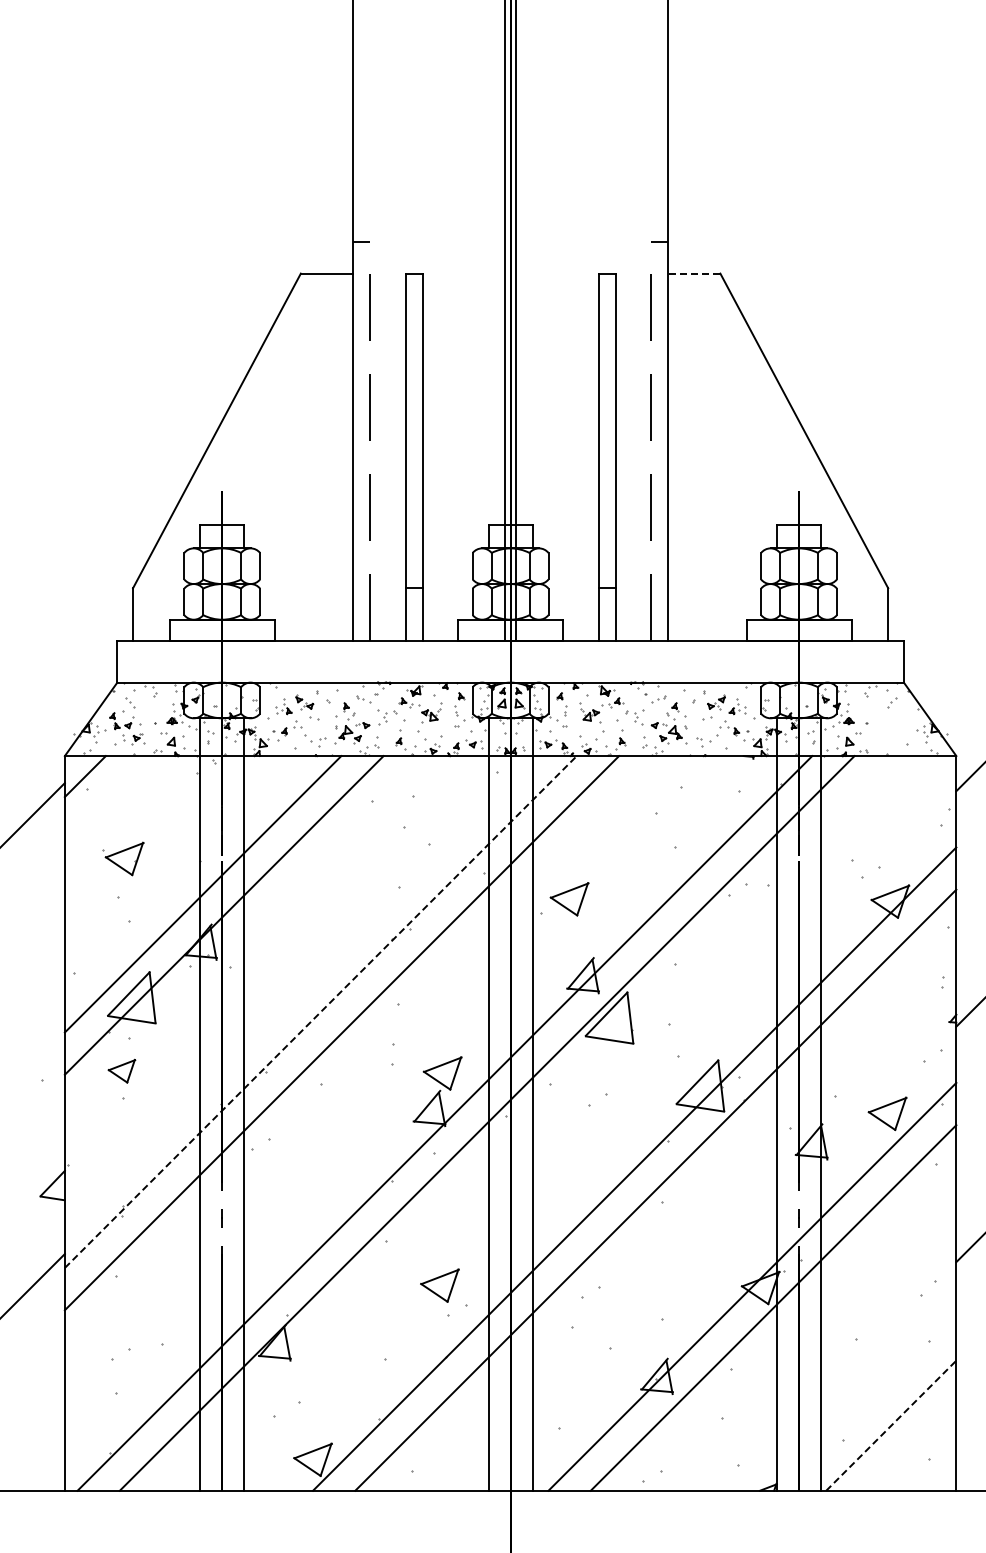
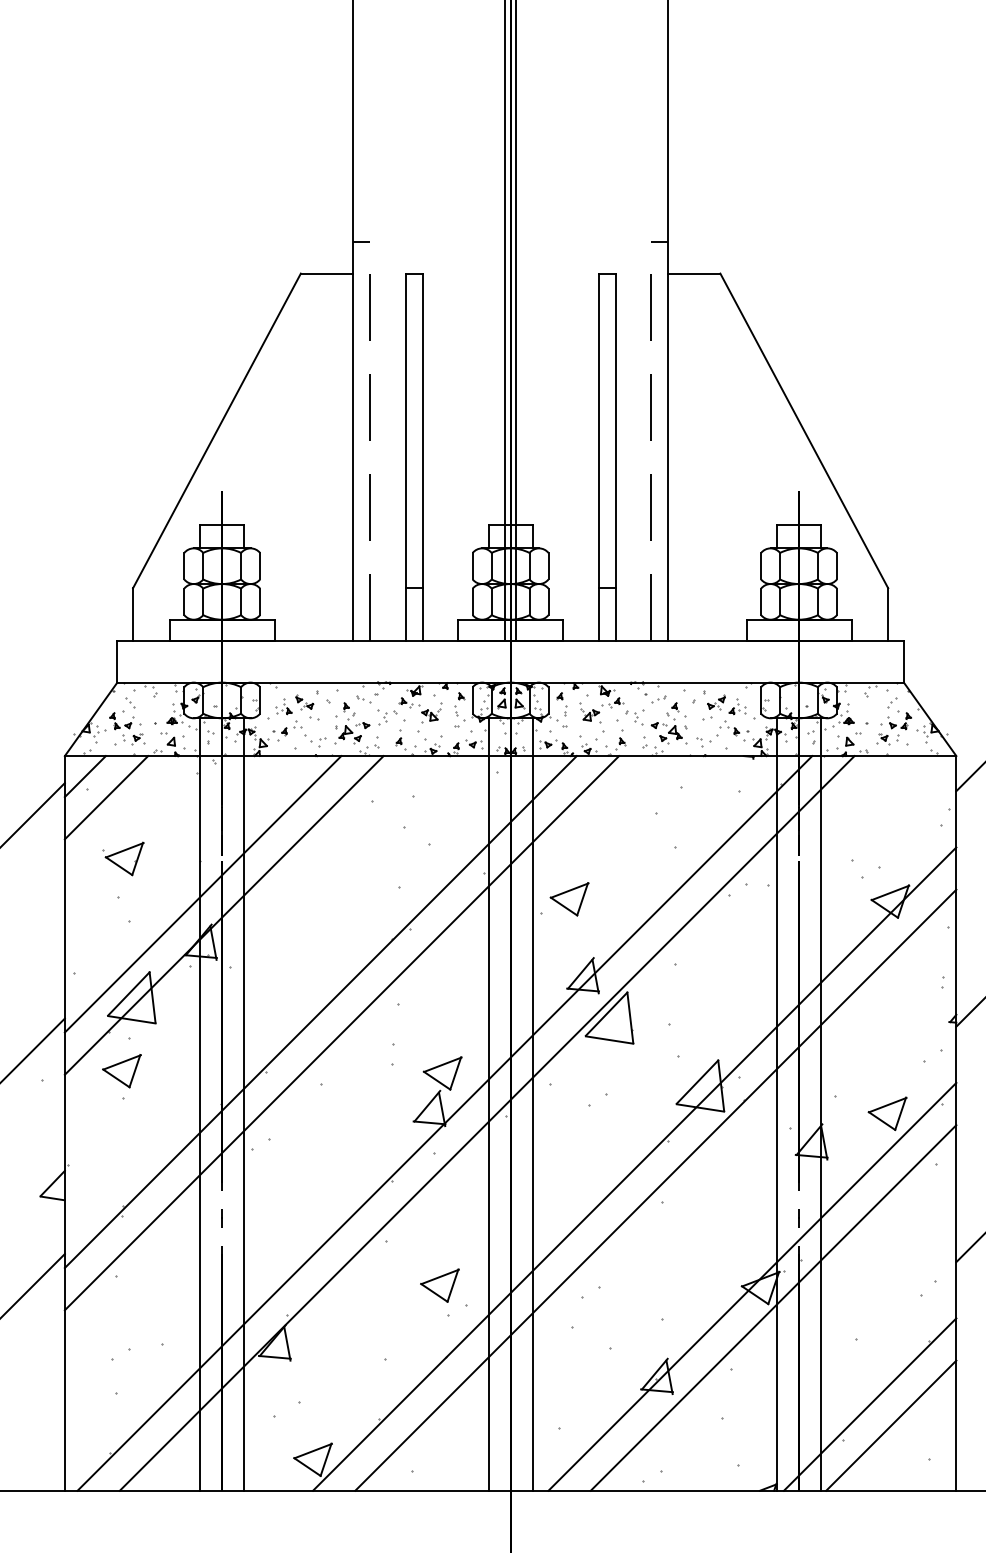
line: dashed -> solid (693, 273)
part: none -> present (893, 727)
line: none -> present (106, 797)
line: dashed -> solid (320, 1012)
line: none -> present (33, 1049)
part size: 30x26 px -> 40x35 px (121, 1071)
line: none -> present (869, 1404)
line: dashed -> solid (891, 1425)
